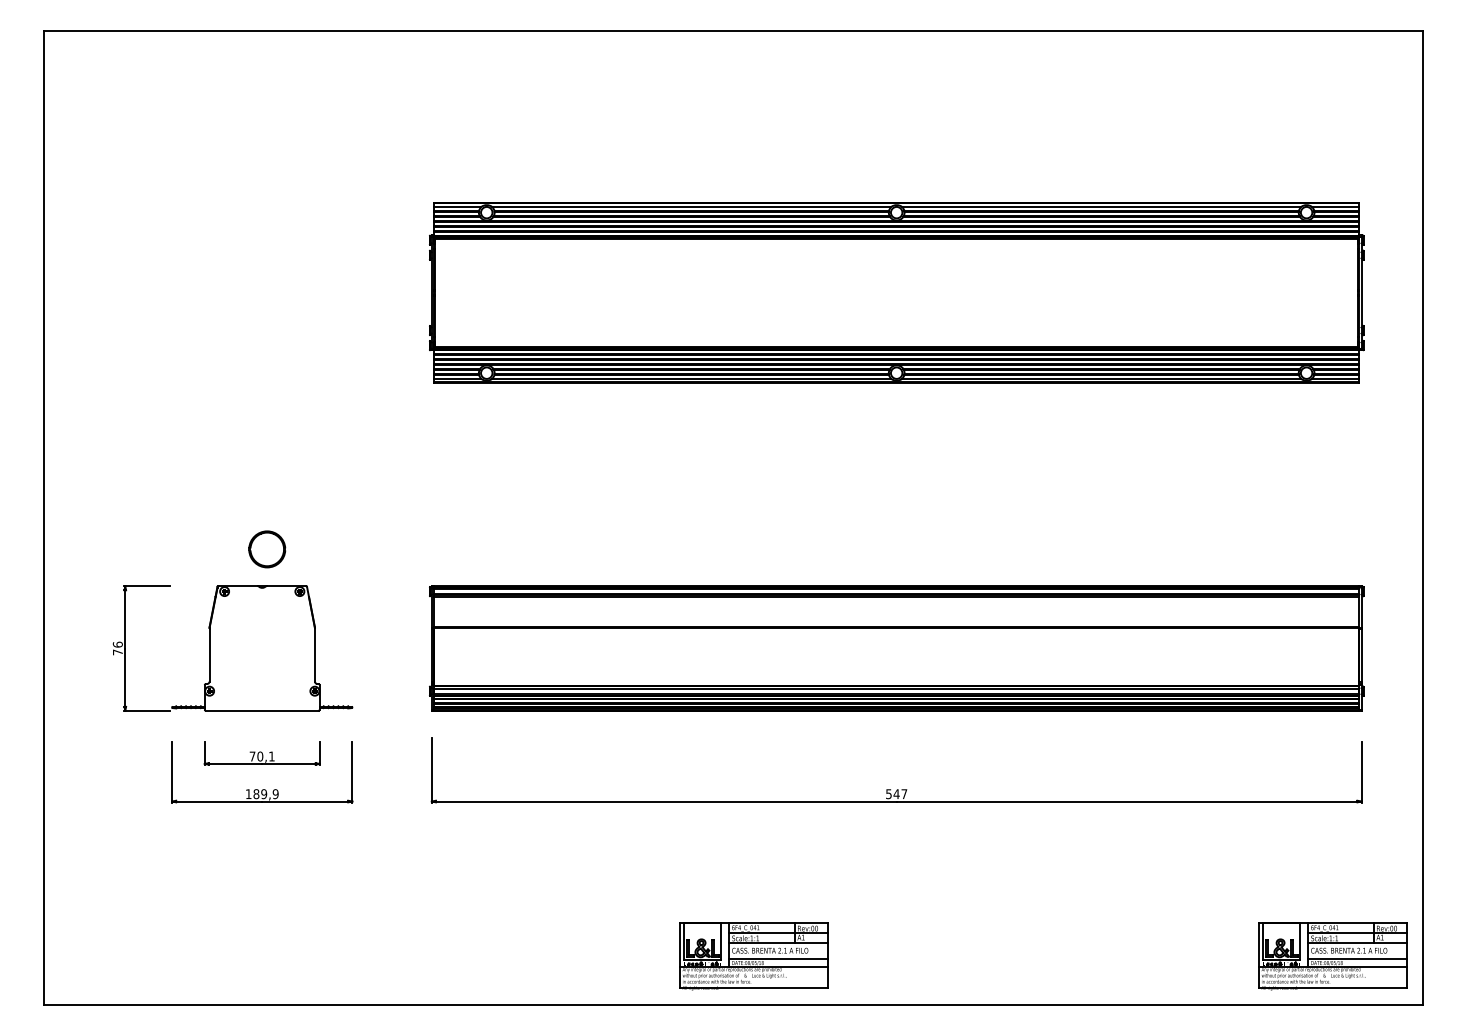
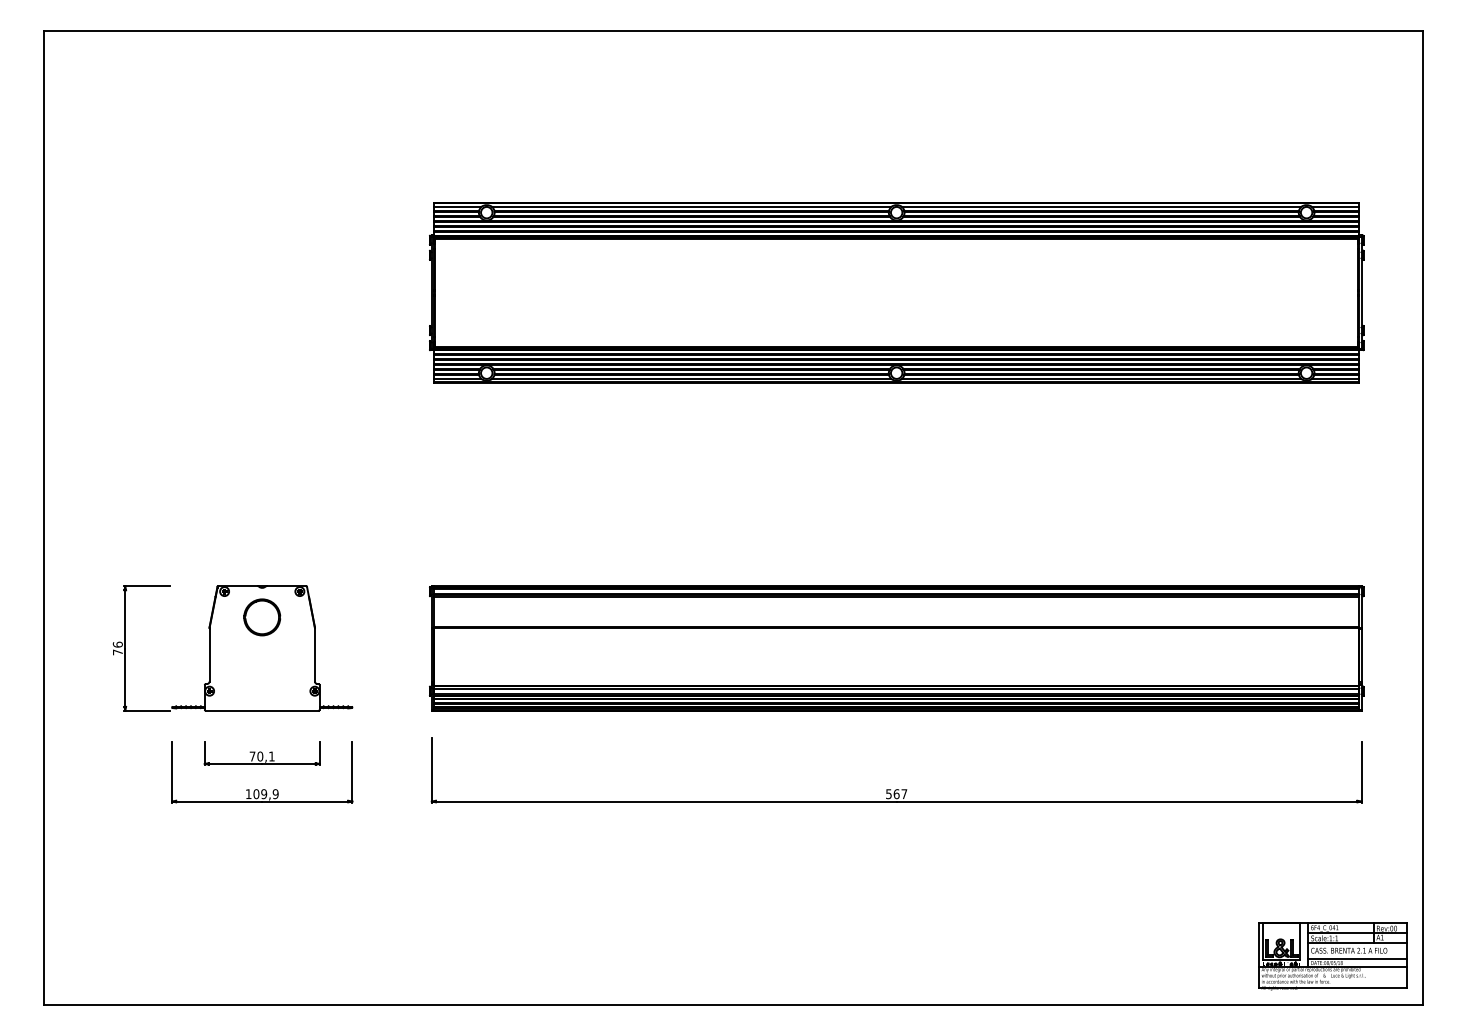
part position: (267, 549) -> (262, 617) (262, 617)
text: 189,9 -> 109,9 (256, 793)
text: 547 -> 567 (896, 794)
part: present -> none (753, 956)
